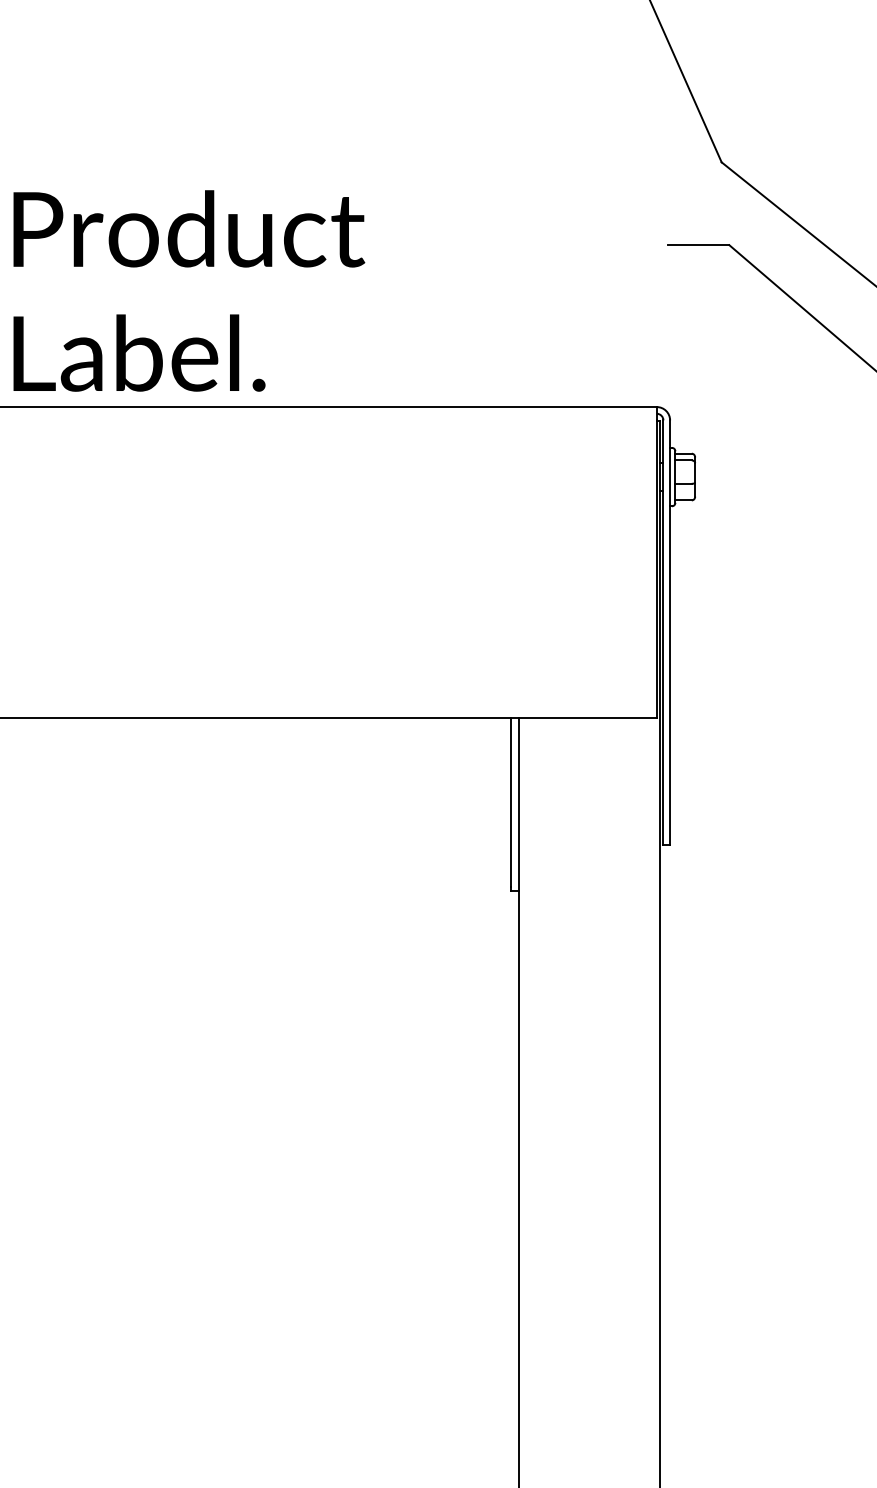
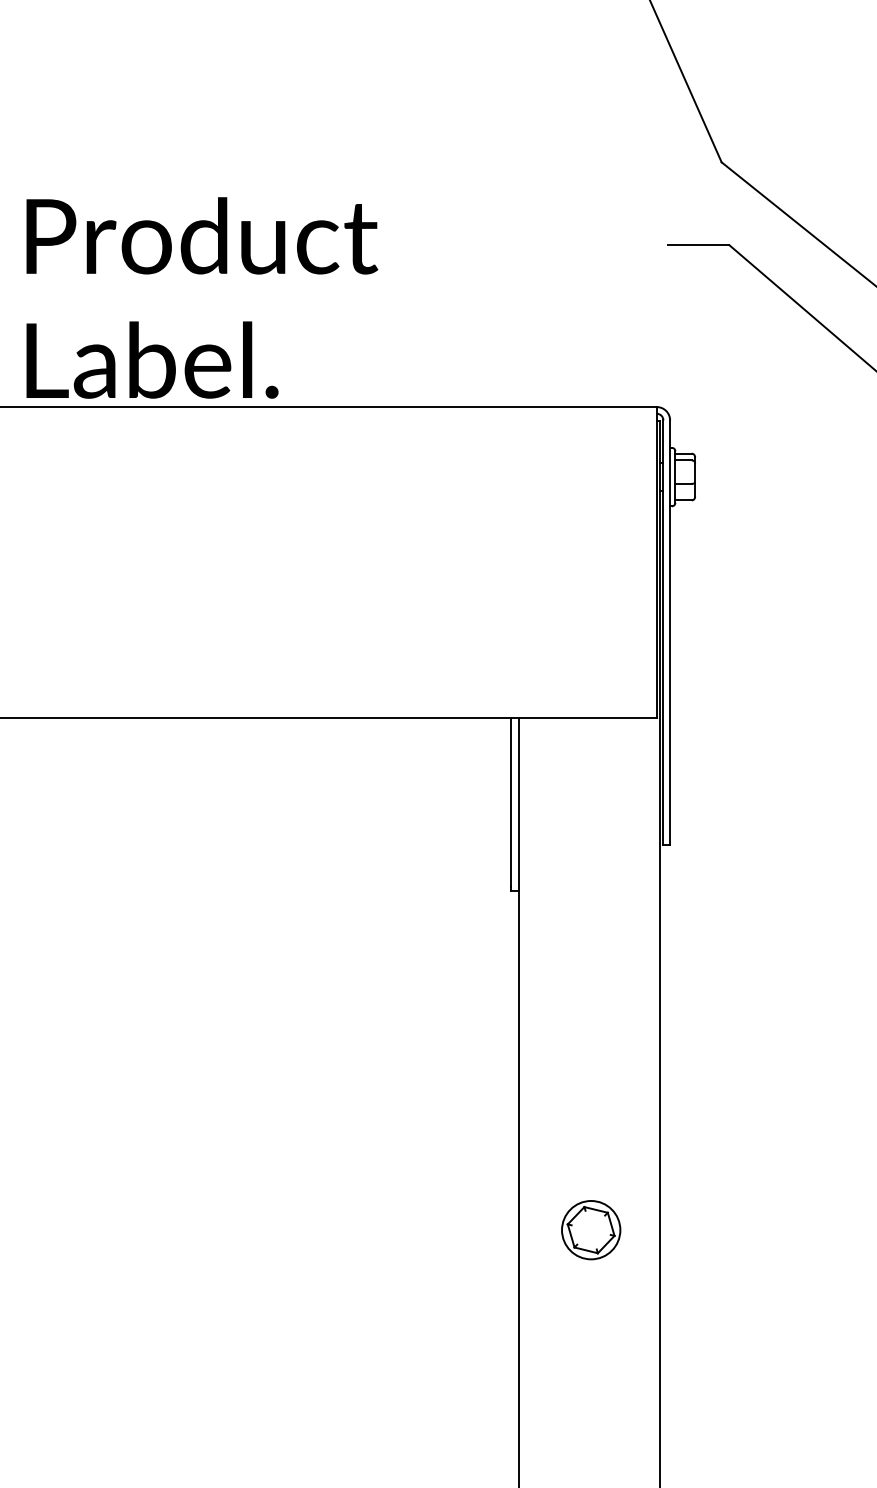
text position: (189, 290) -> (202, 297) (202, 297)
part: none -> present (591, 1230)
